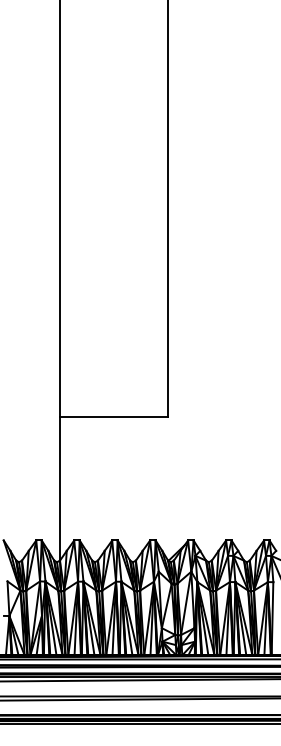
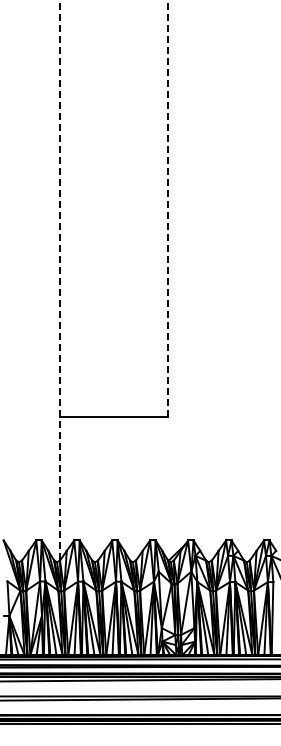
line: solid -> dashed (168, 208)
line: solid -> dashed (59, 280)
